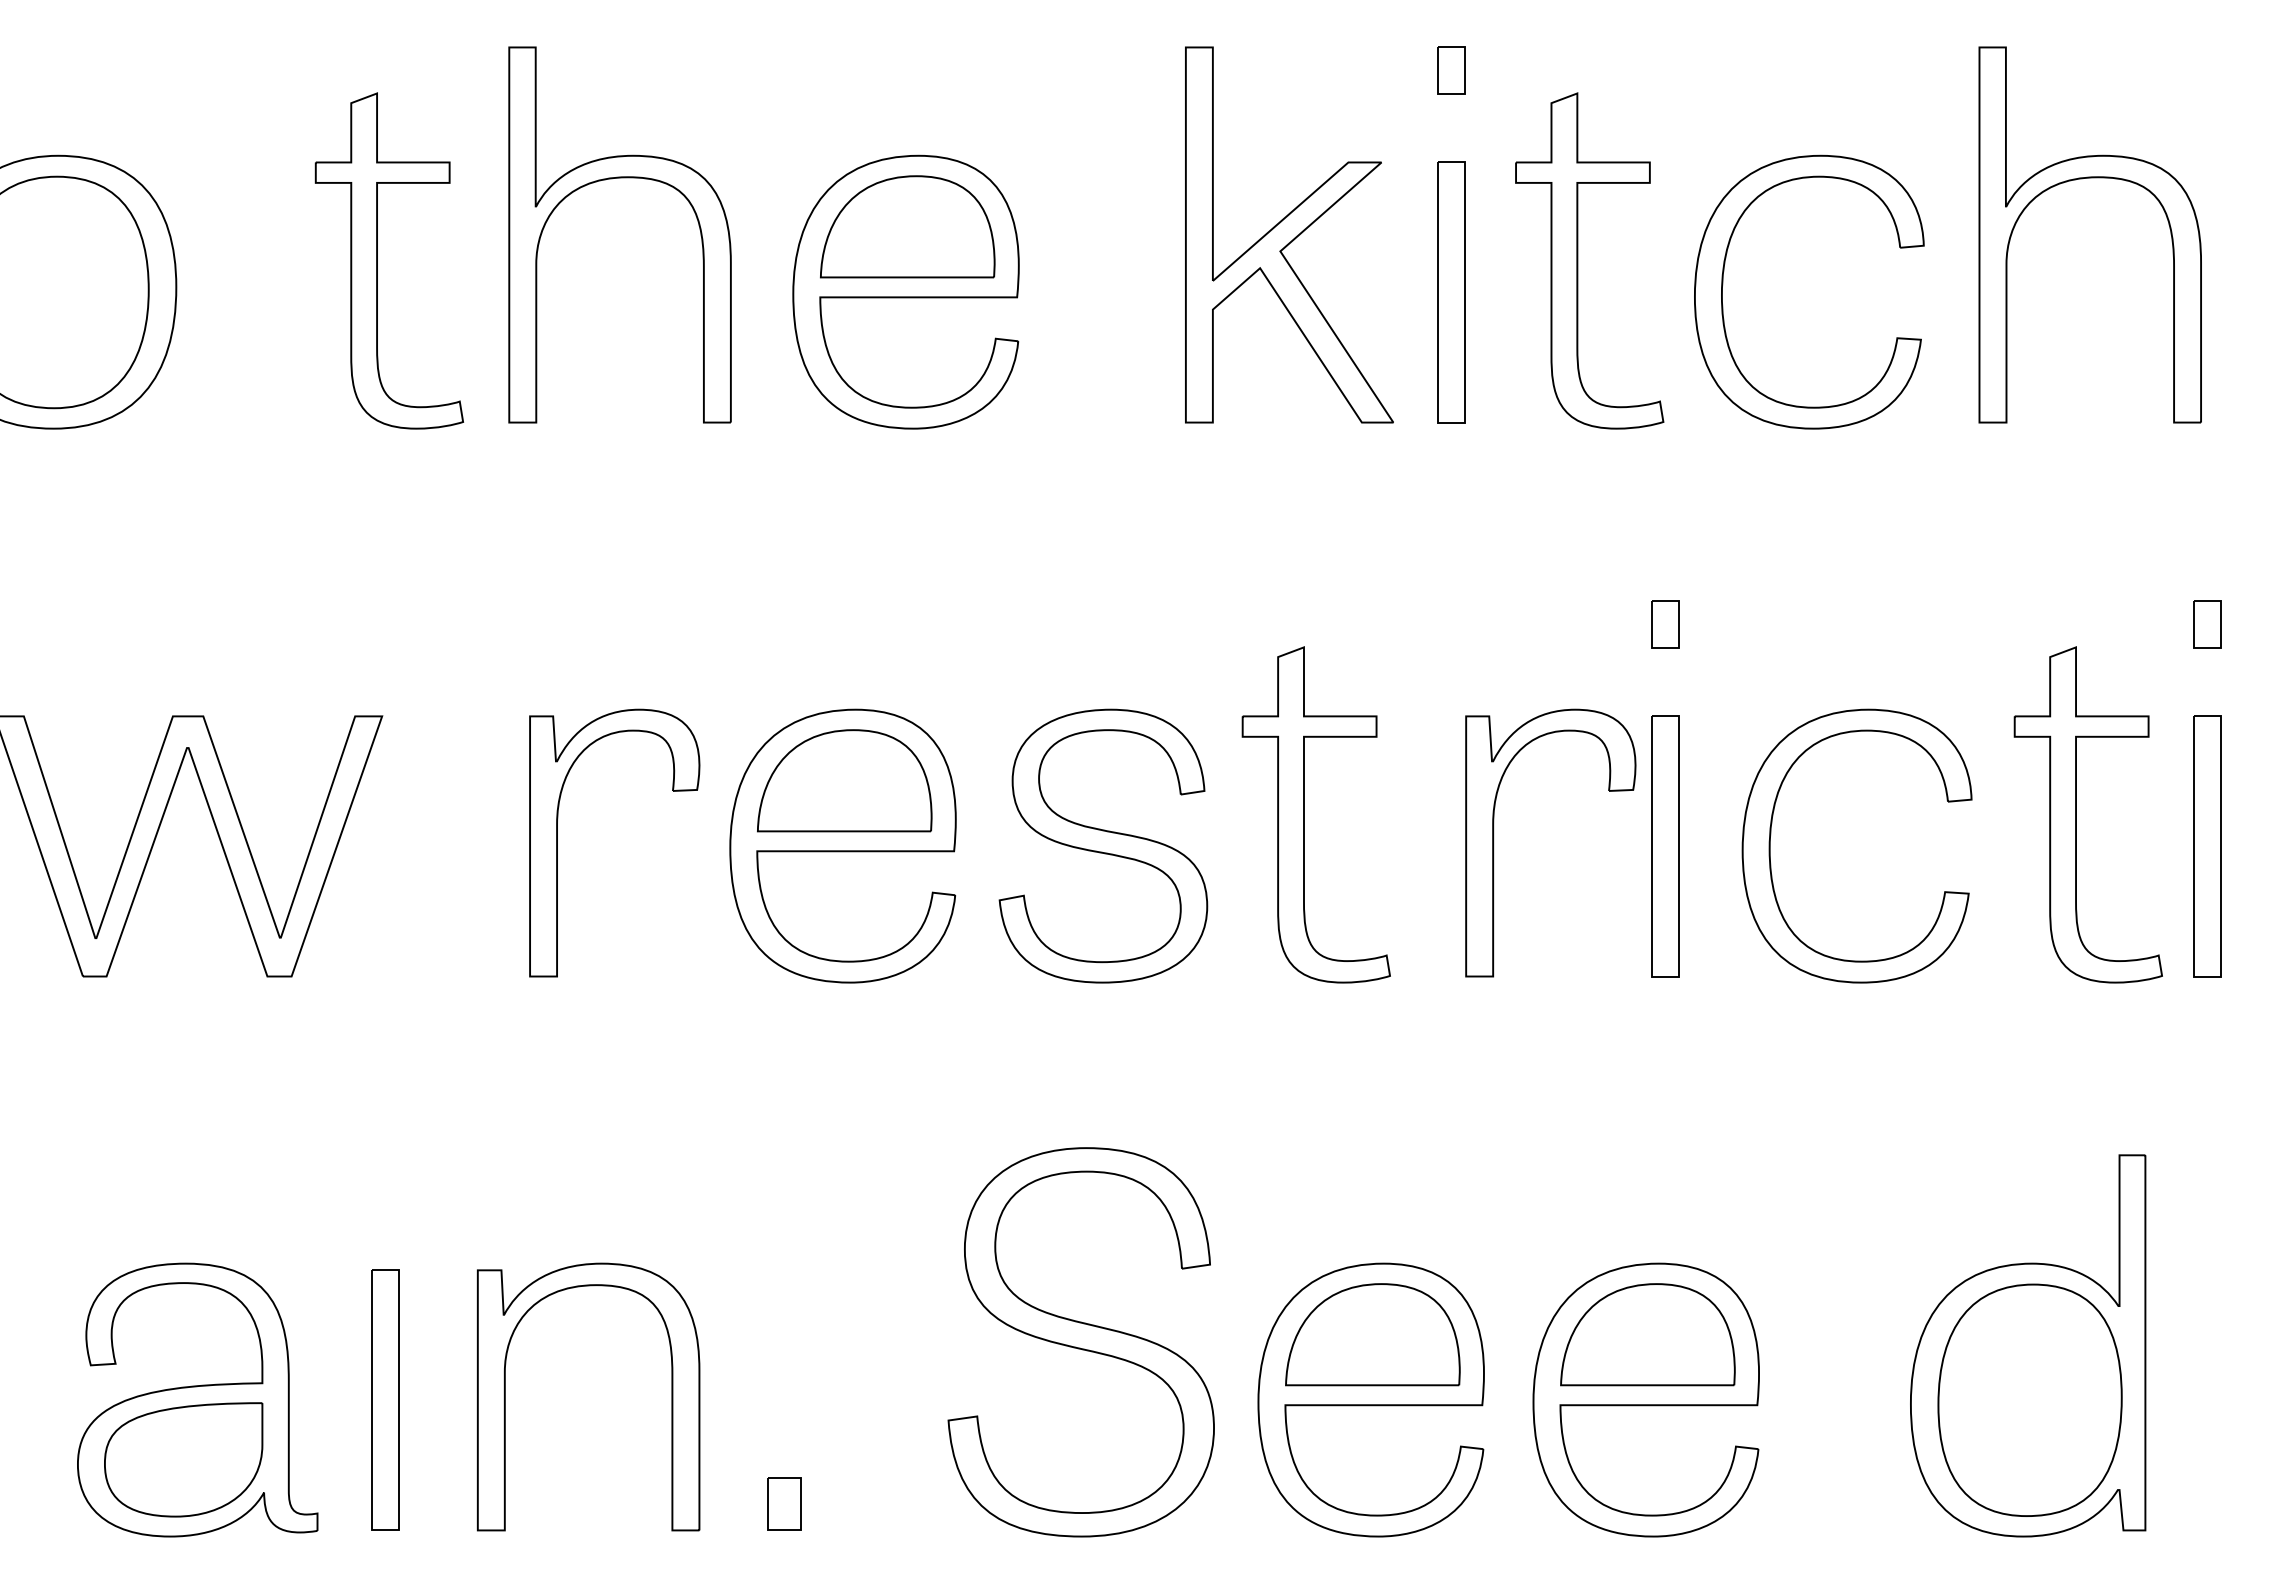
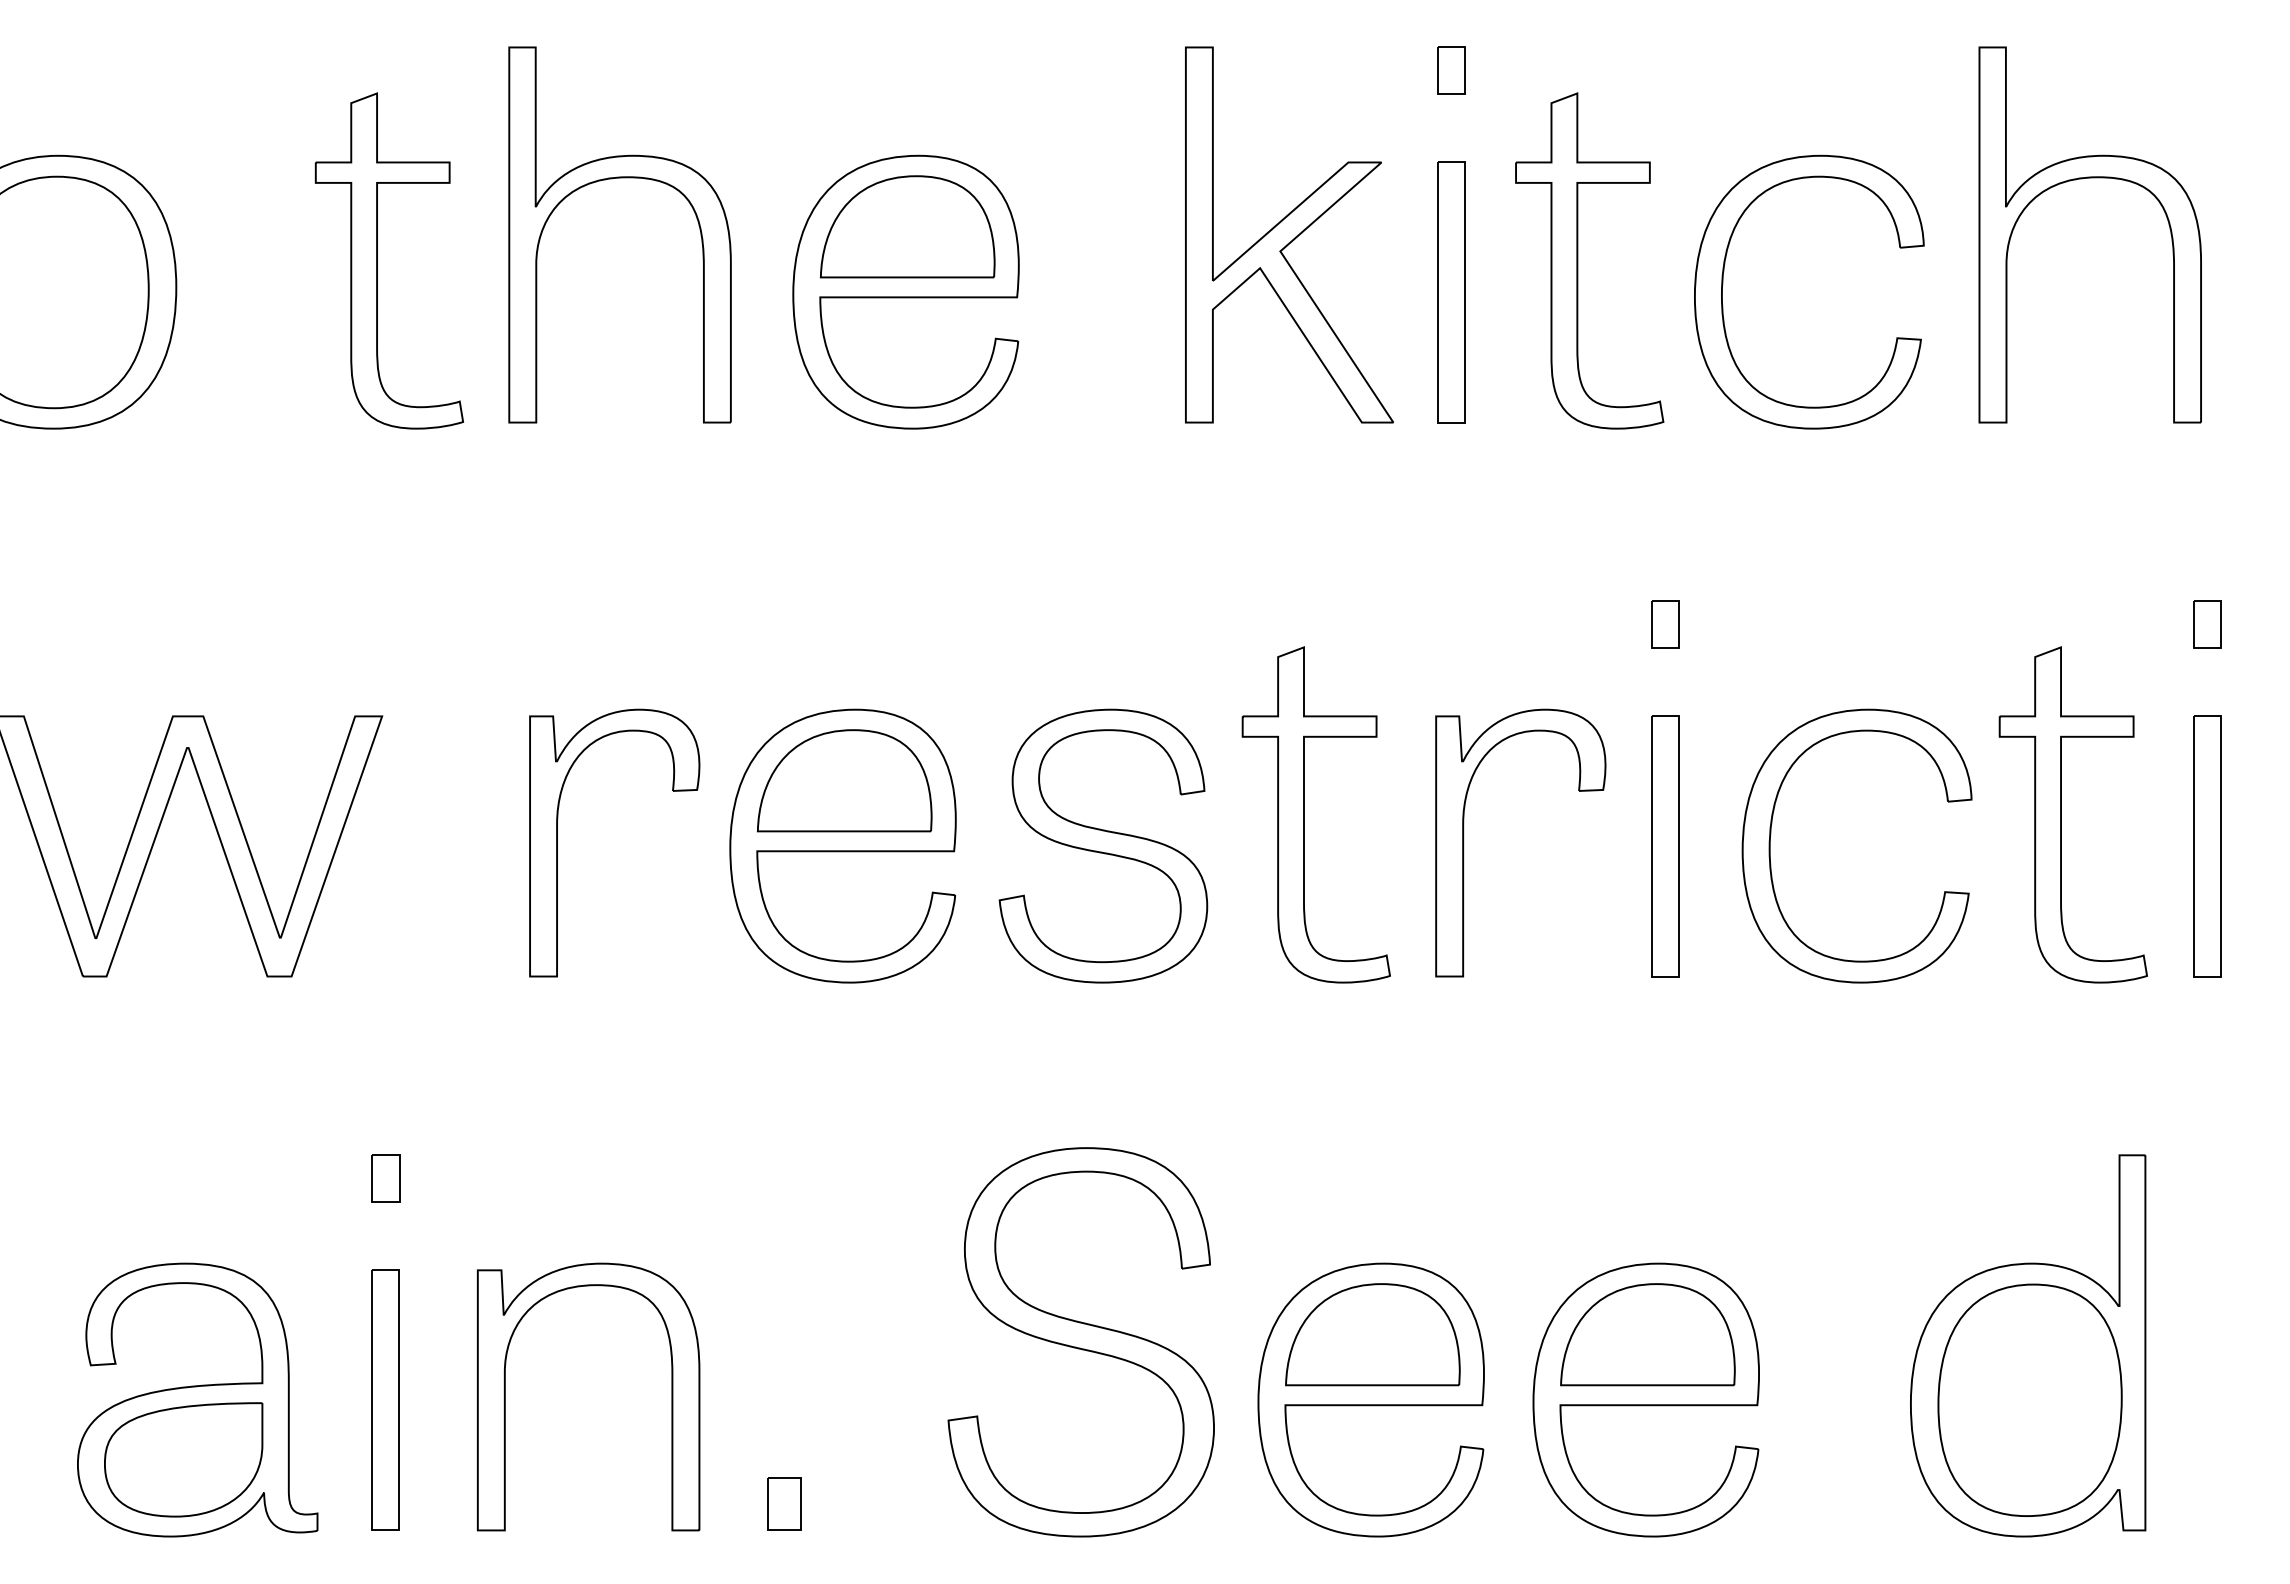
part position: (2076, 814) -> (2061, 814) (2061, 814)
part position: (1494, 842) -> (1464, 842) (1464, 842)
part: none -> present (385, 1178)
